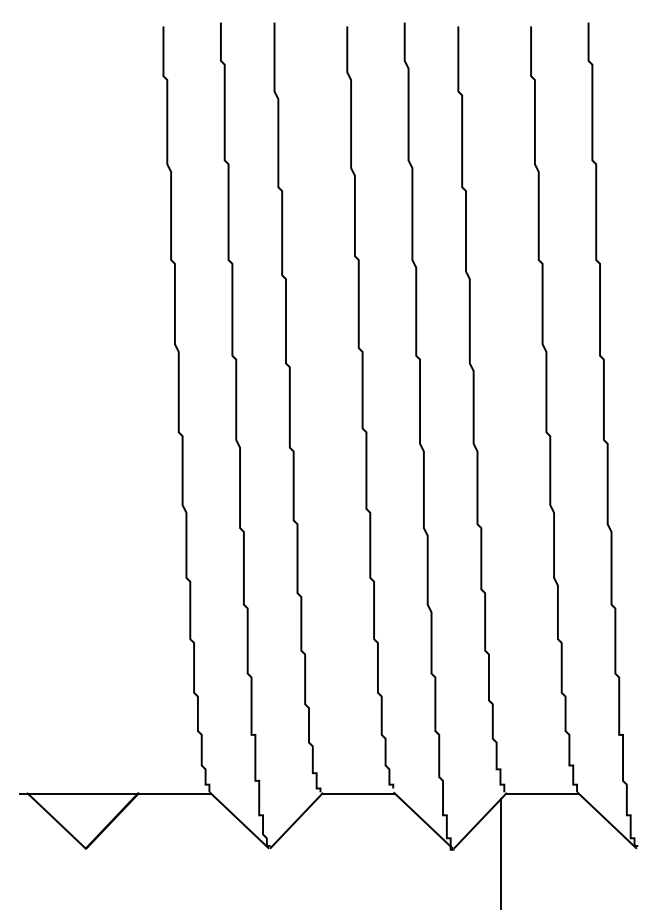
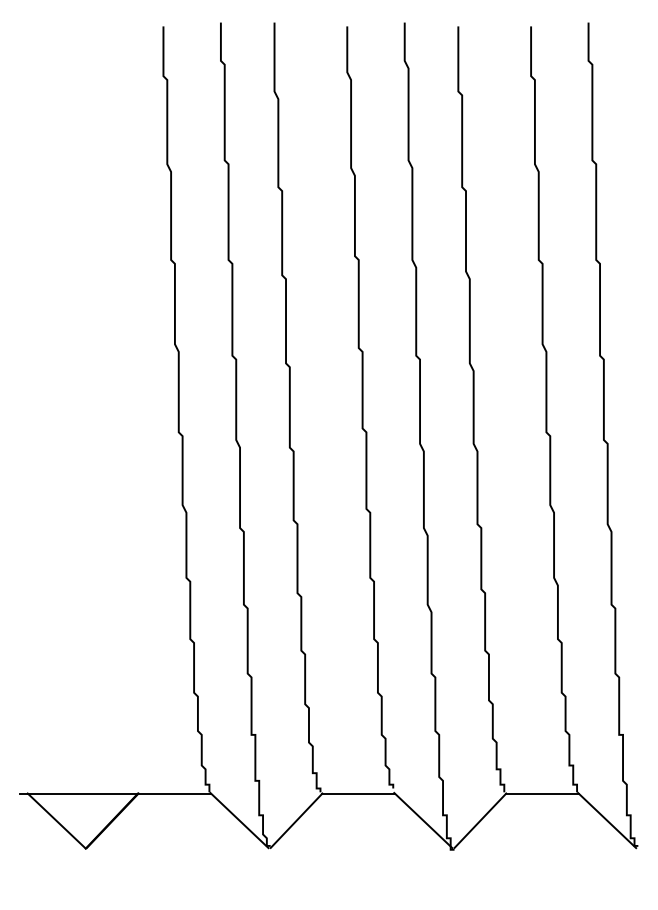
line: present -> none (500, 852)
